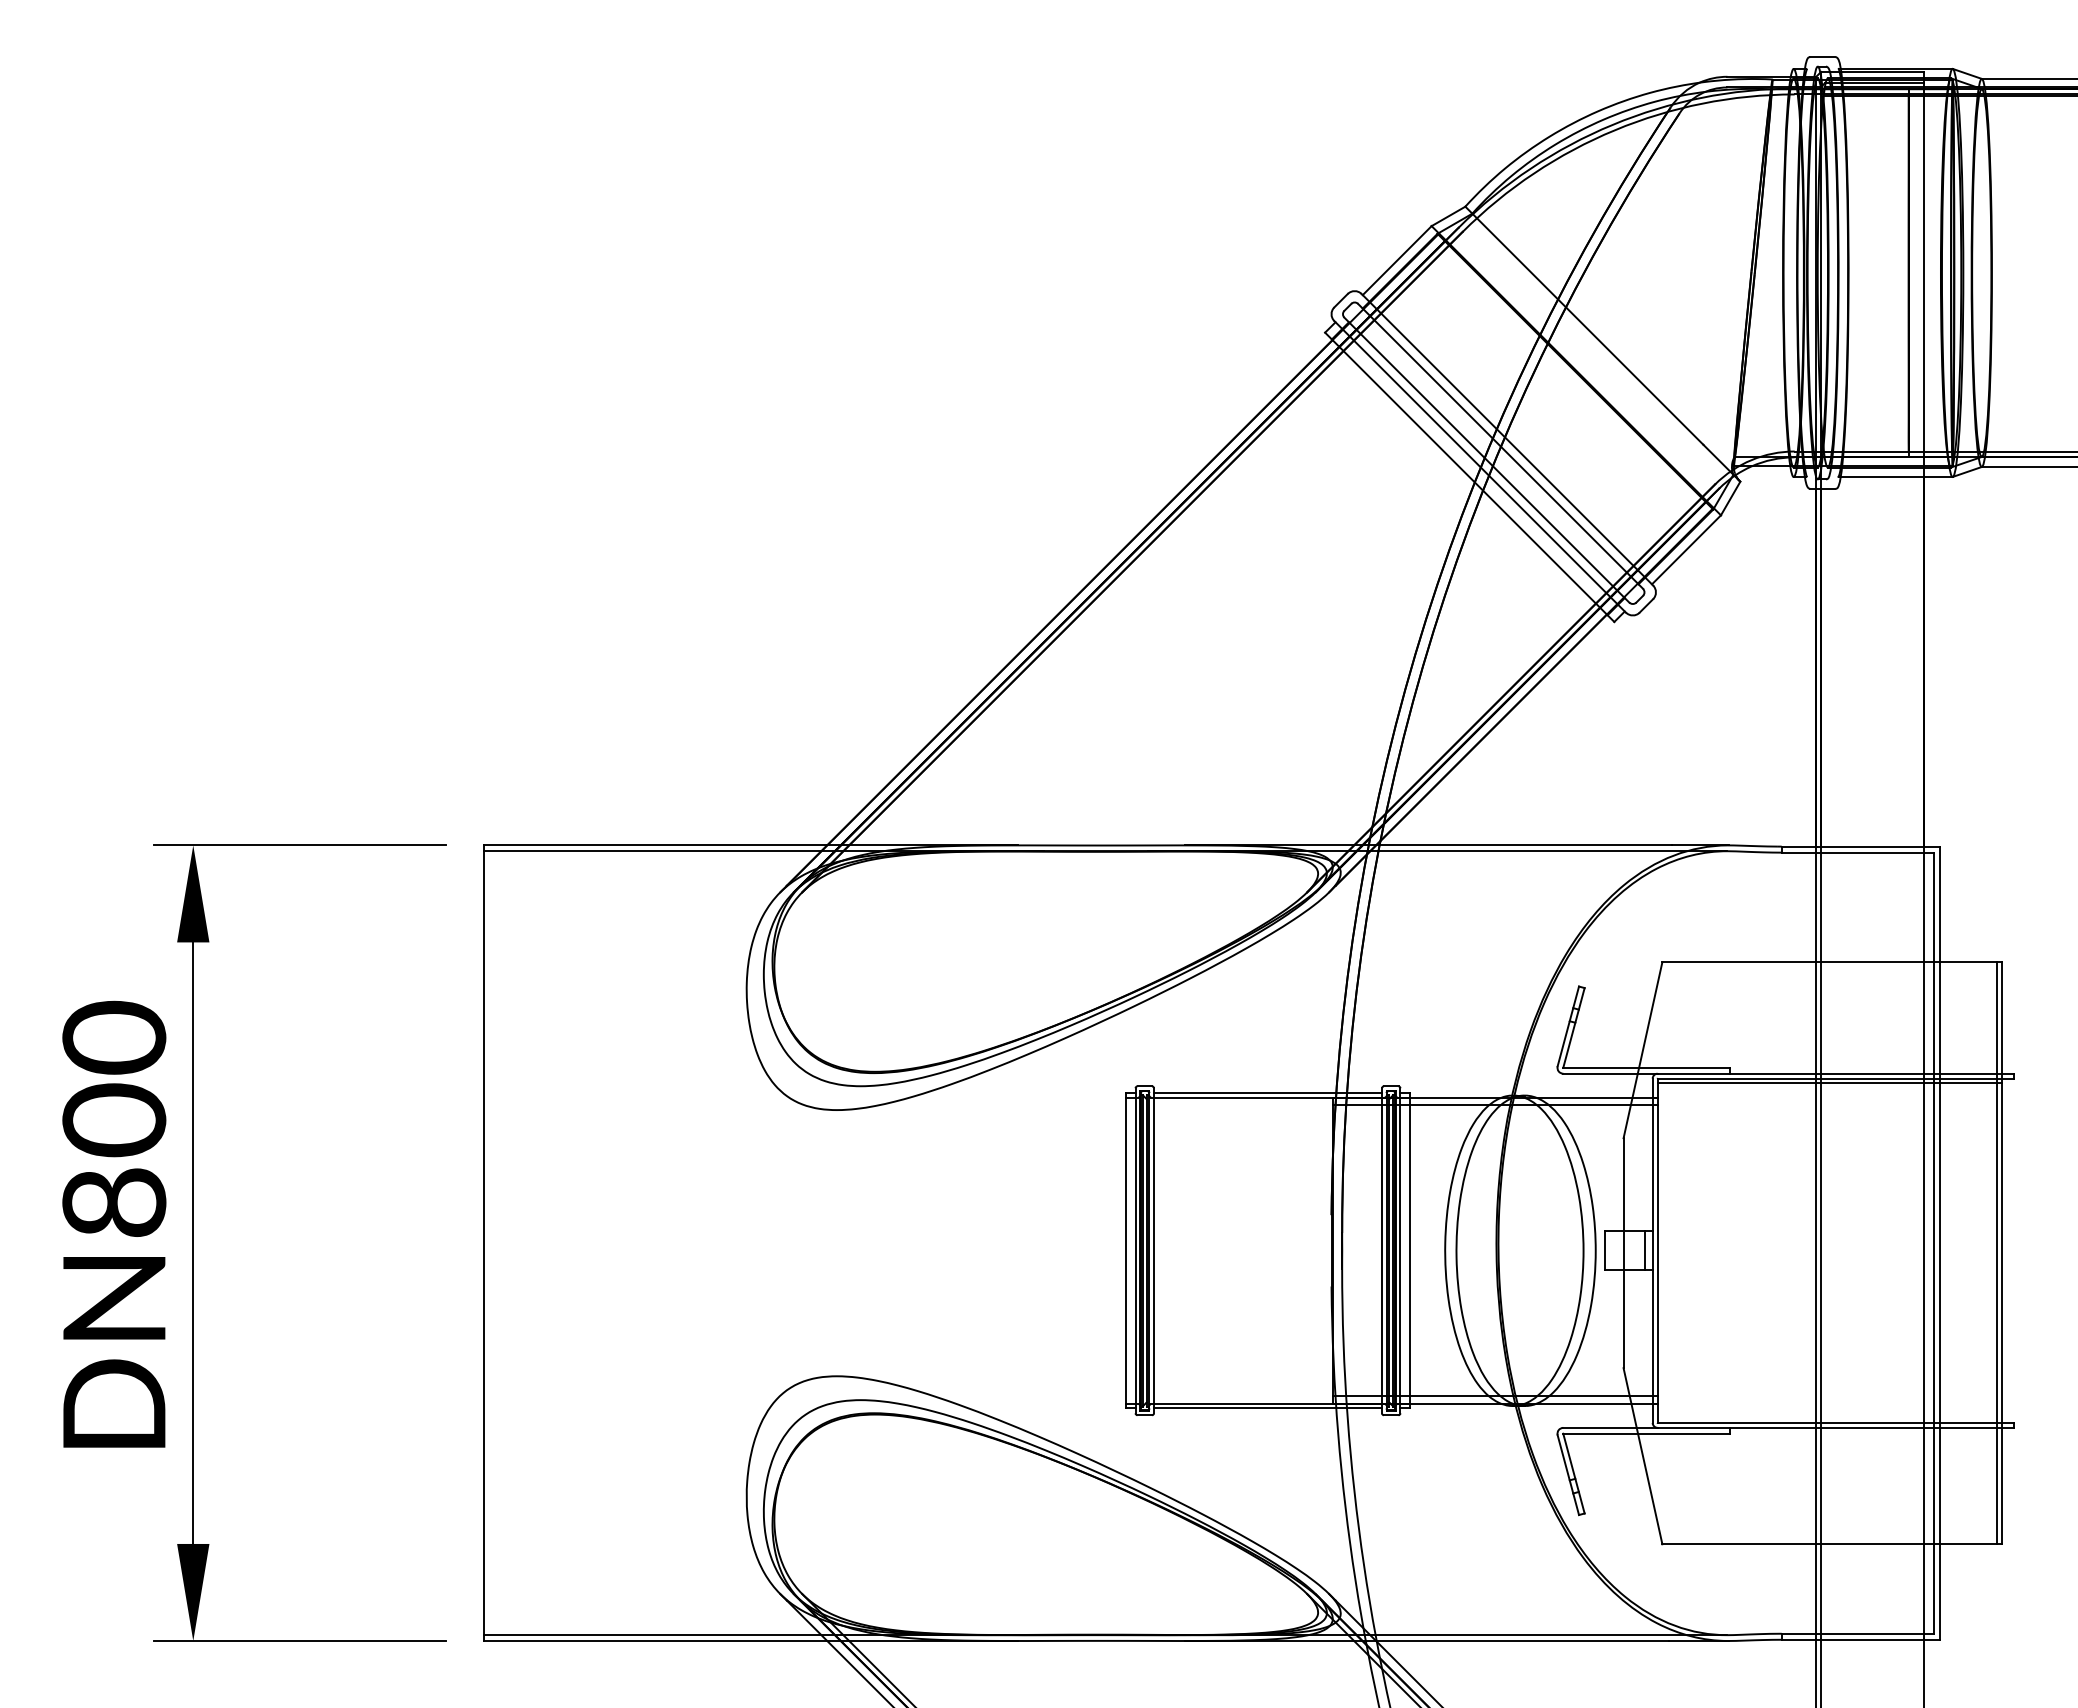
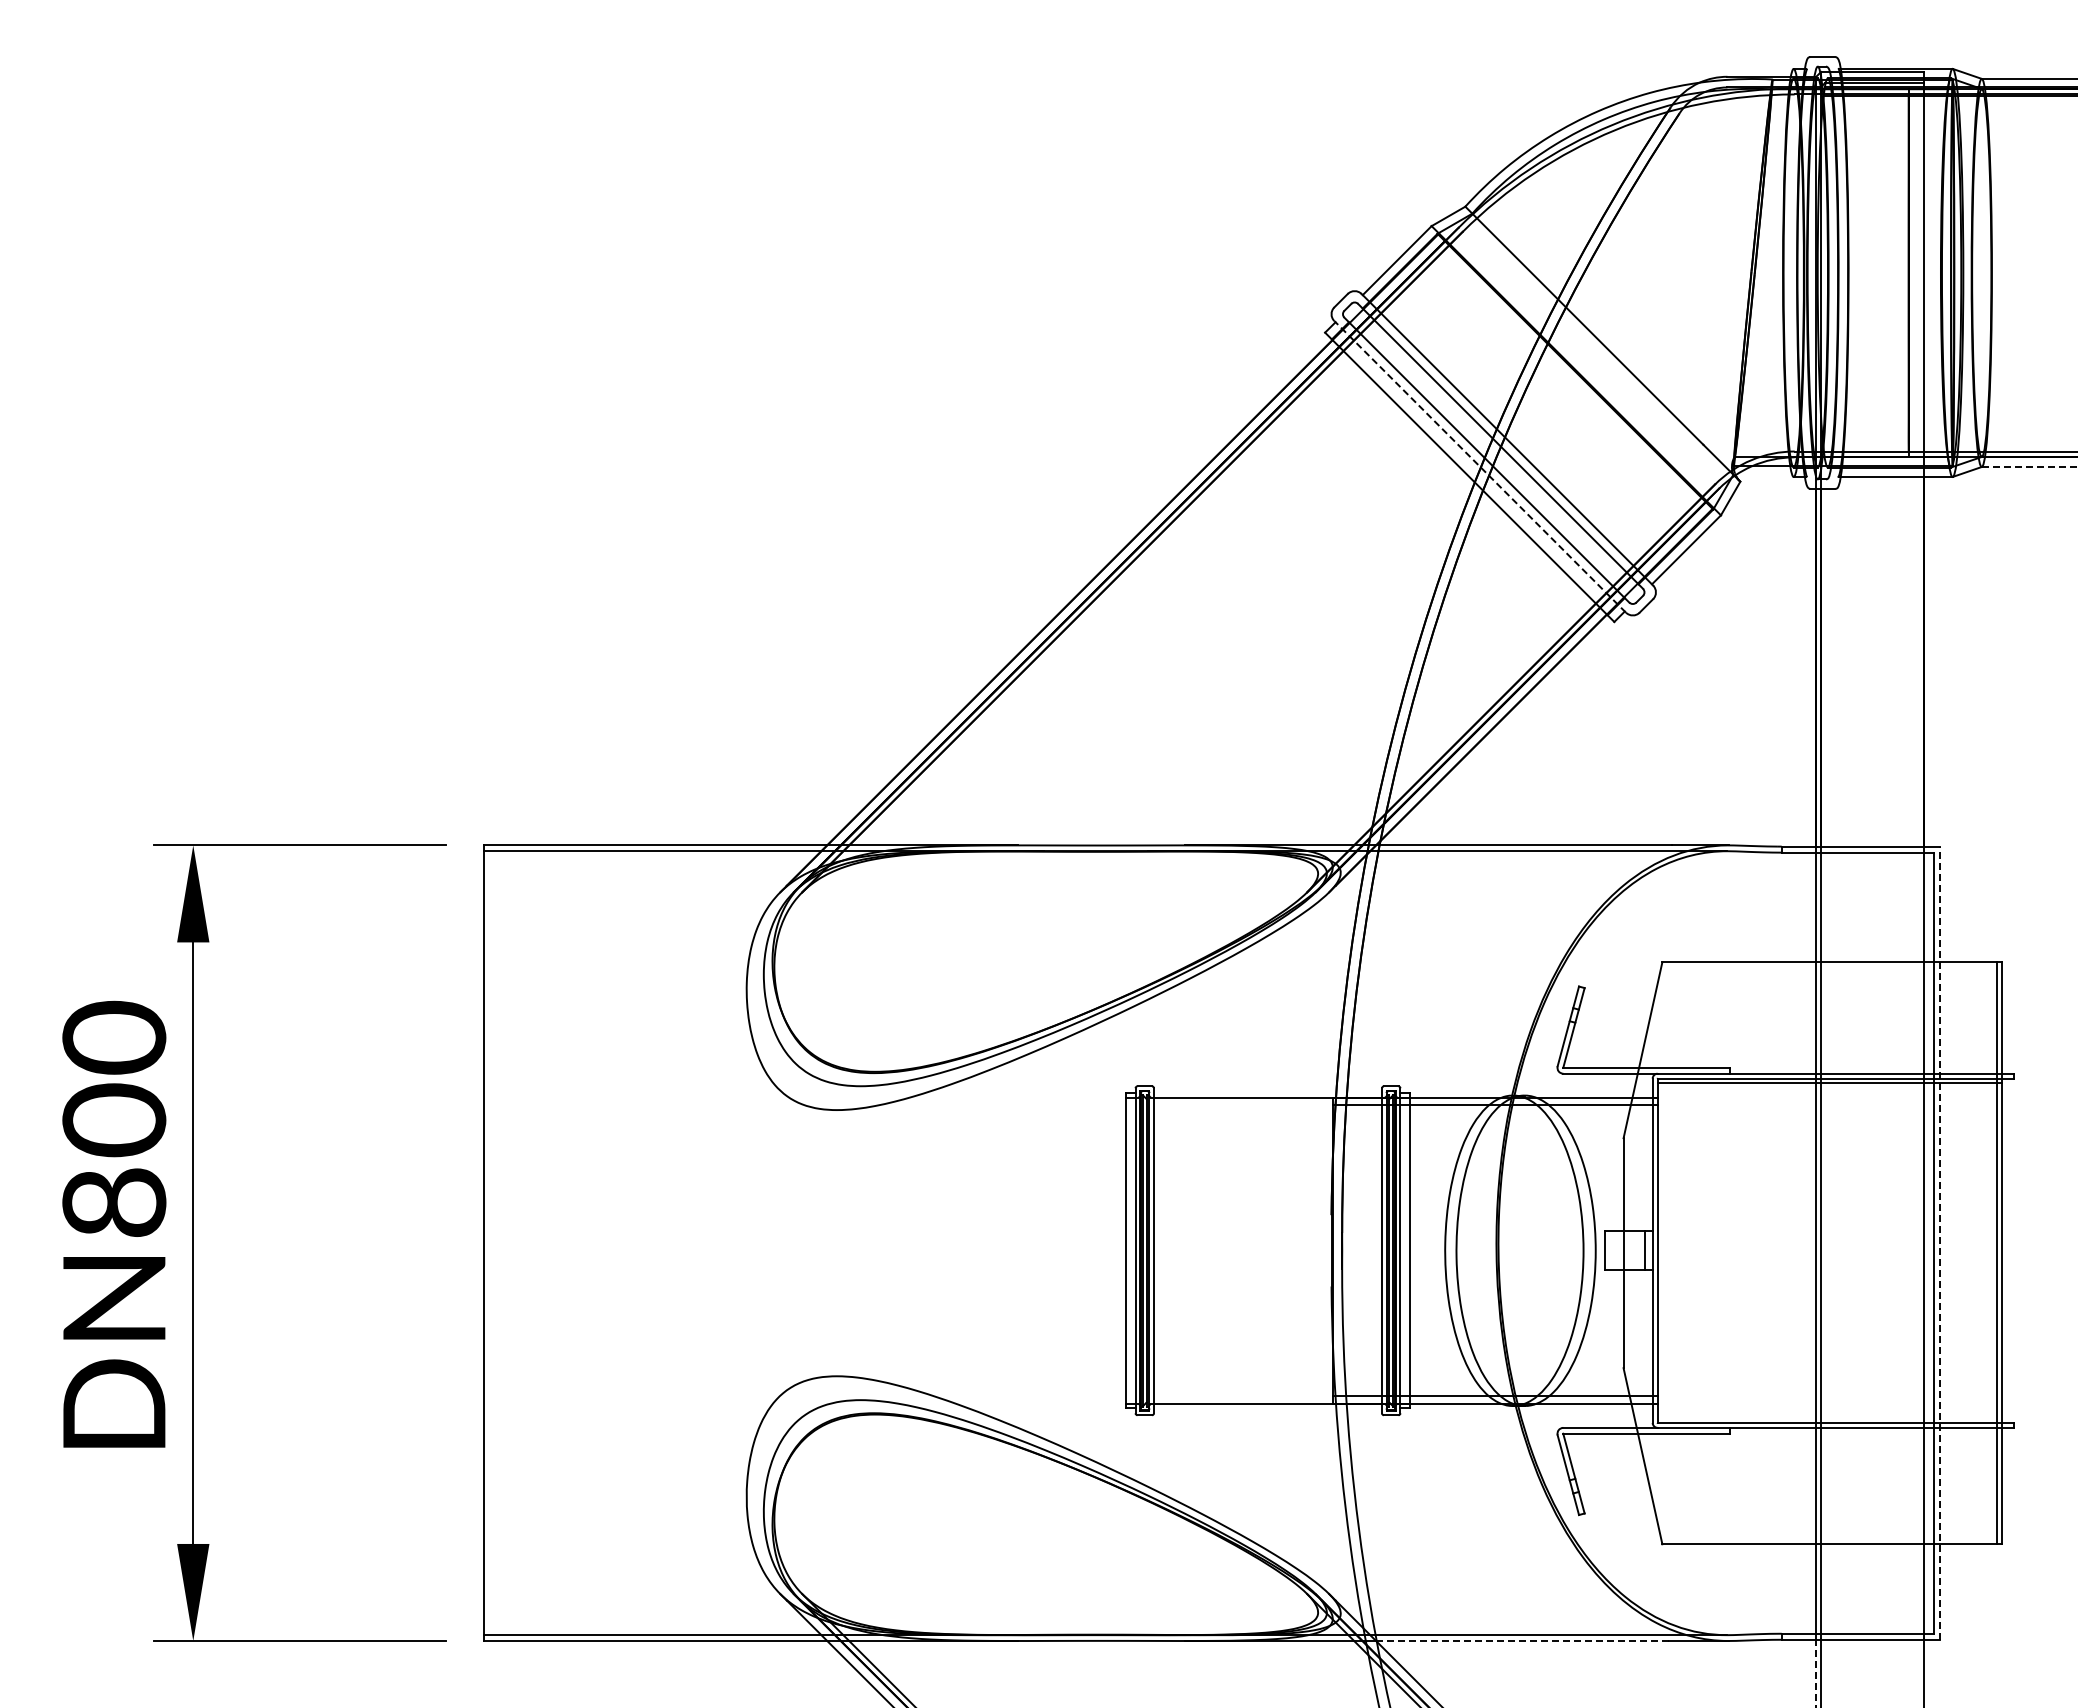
line: solid -> dashed (1479, 466)
line: solid -> dashed (2029, 467)
line: present -> none (1268, 1093)
line: solid -> dashed (1939, 1243)
line: present -> none (1268, 1408)
line: solid -> dashed (1521, 1640)
line: solid -> dashed (1816, 1673)
